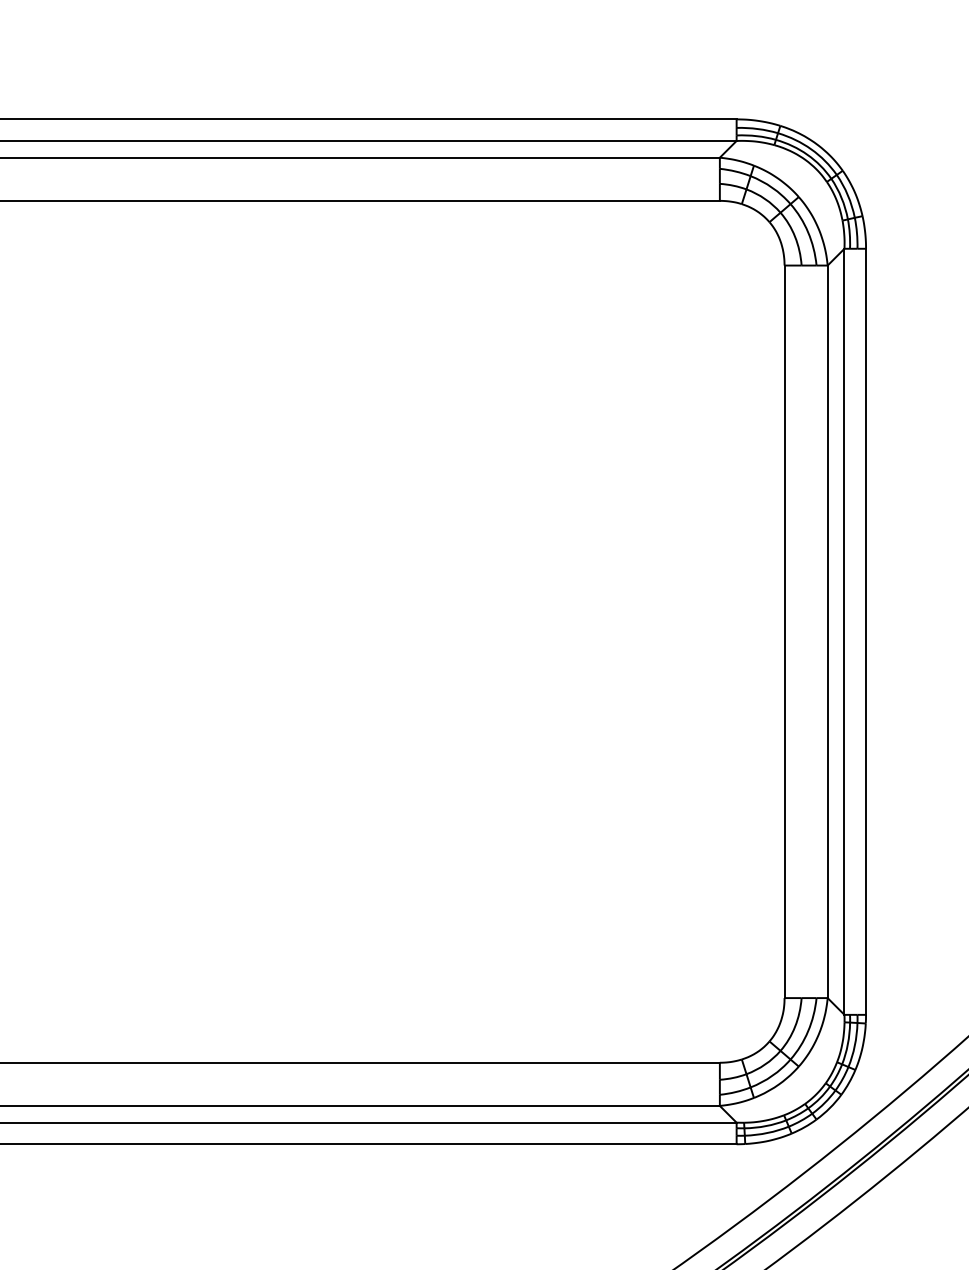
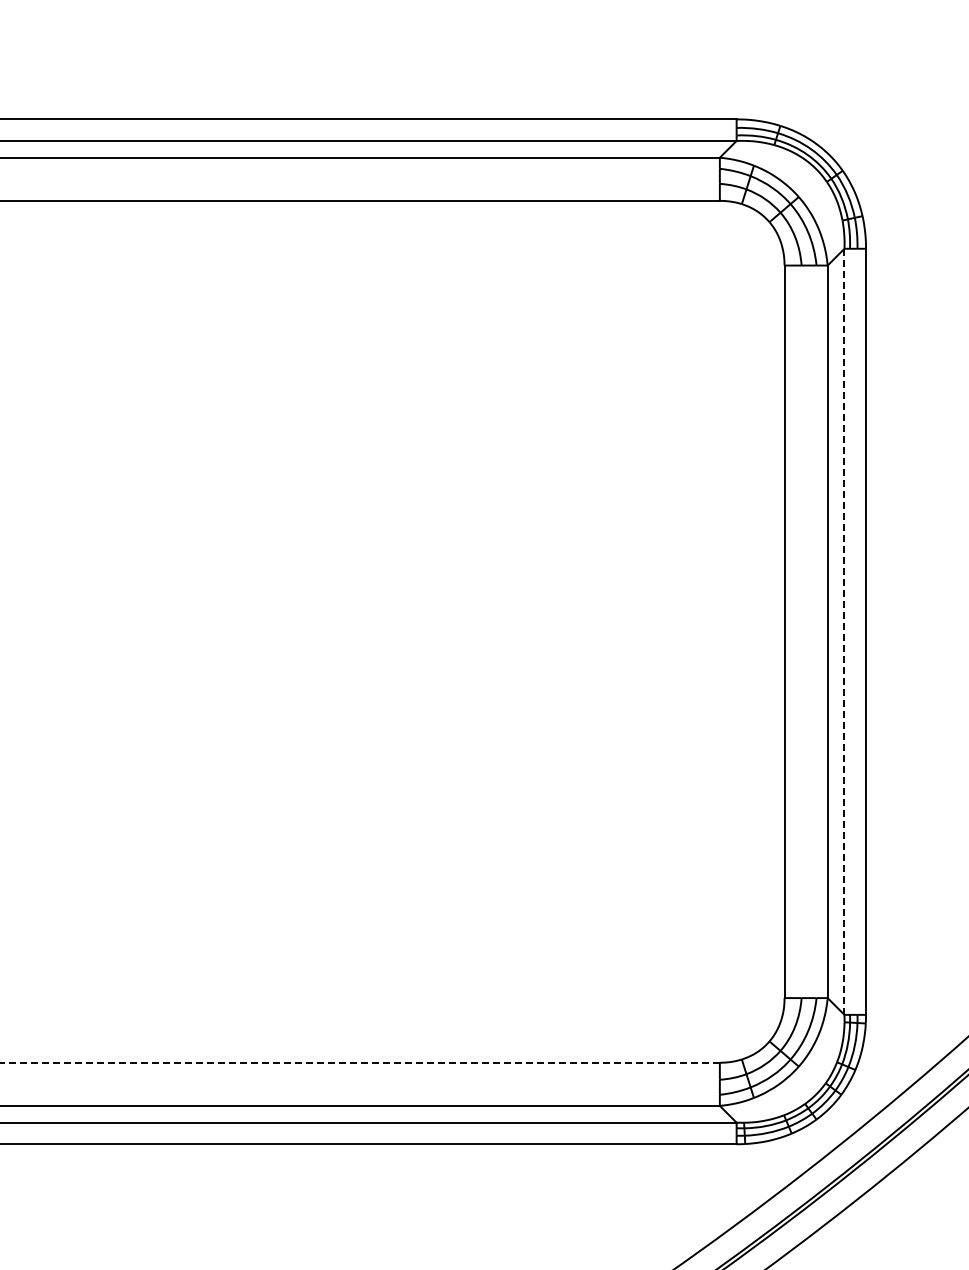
line: solid -> dashed (844, 632)
line: solid -> dashed (360, 1062)
